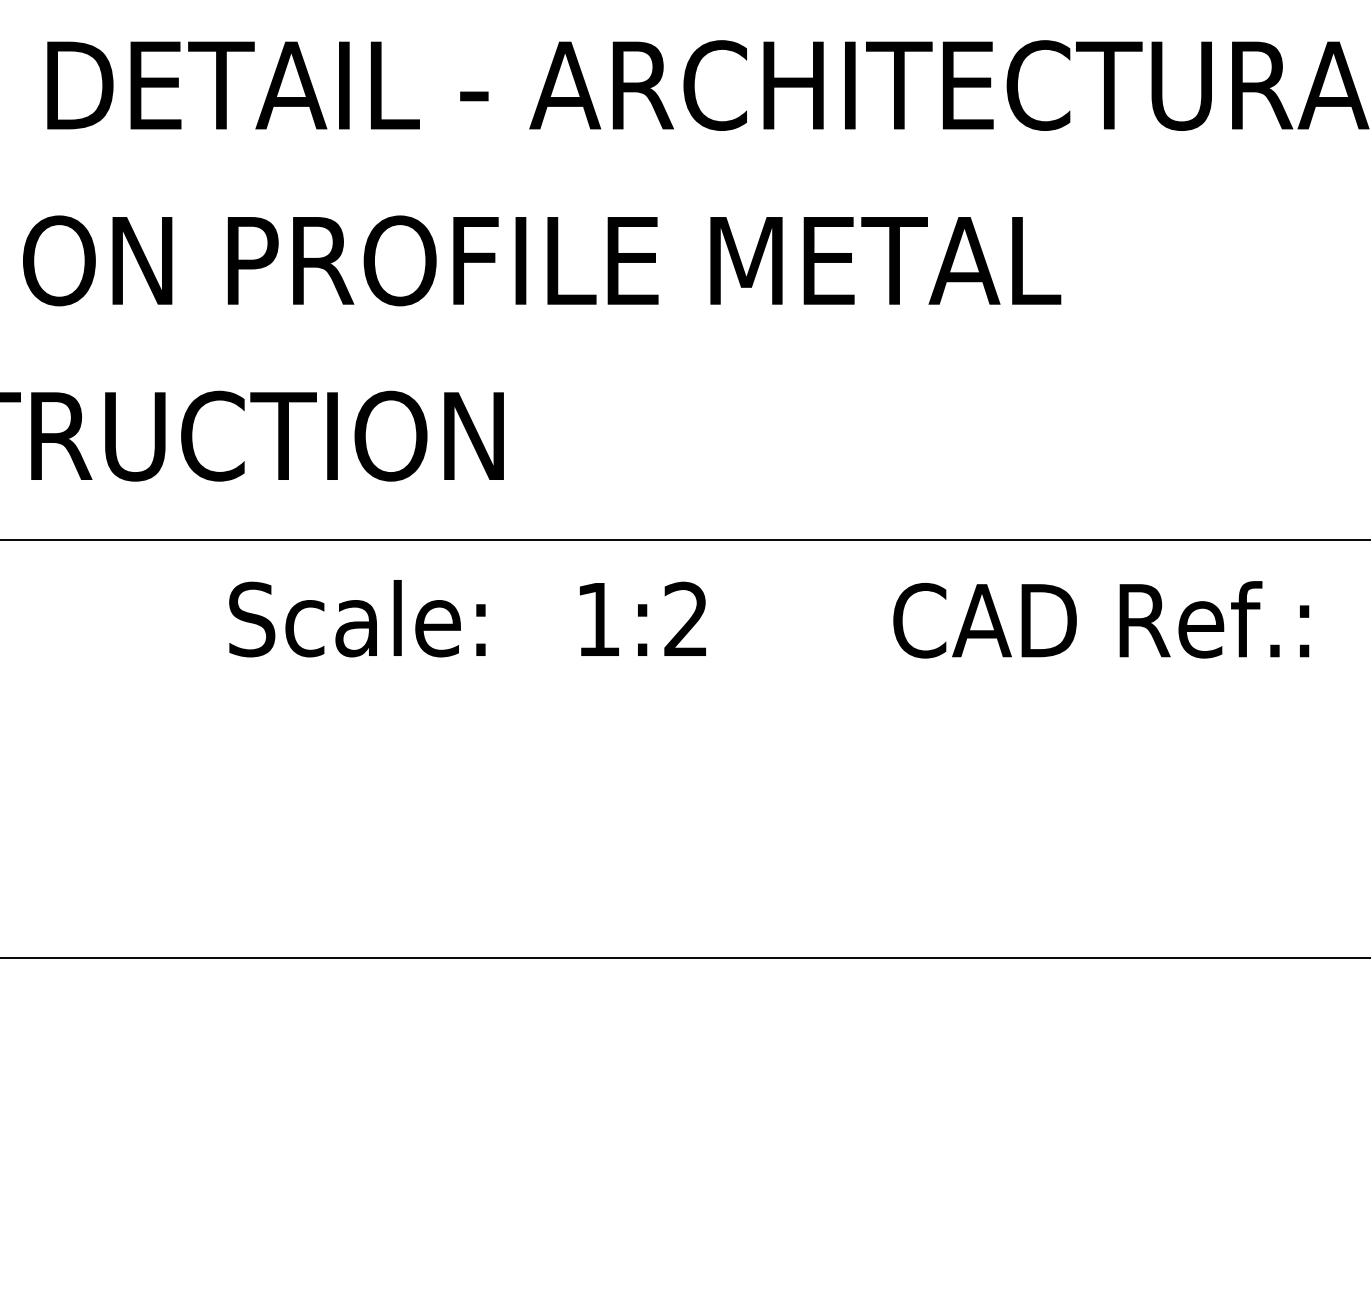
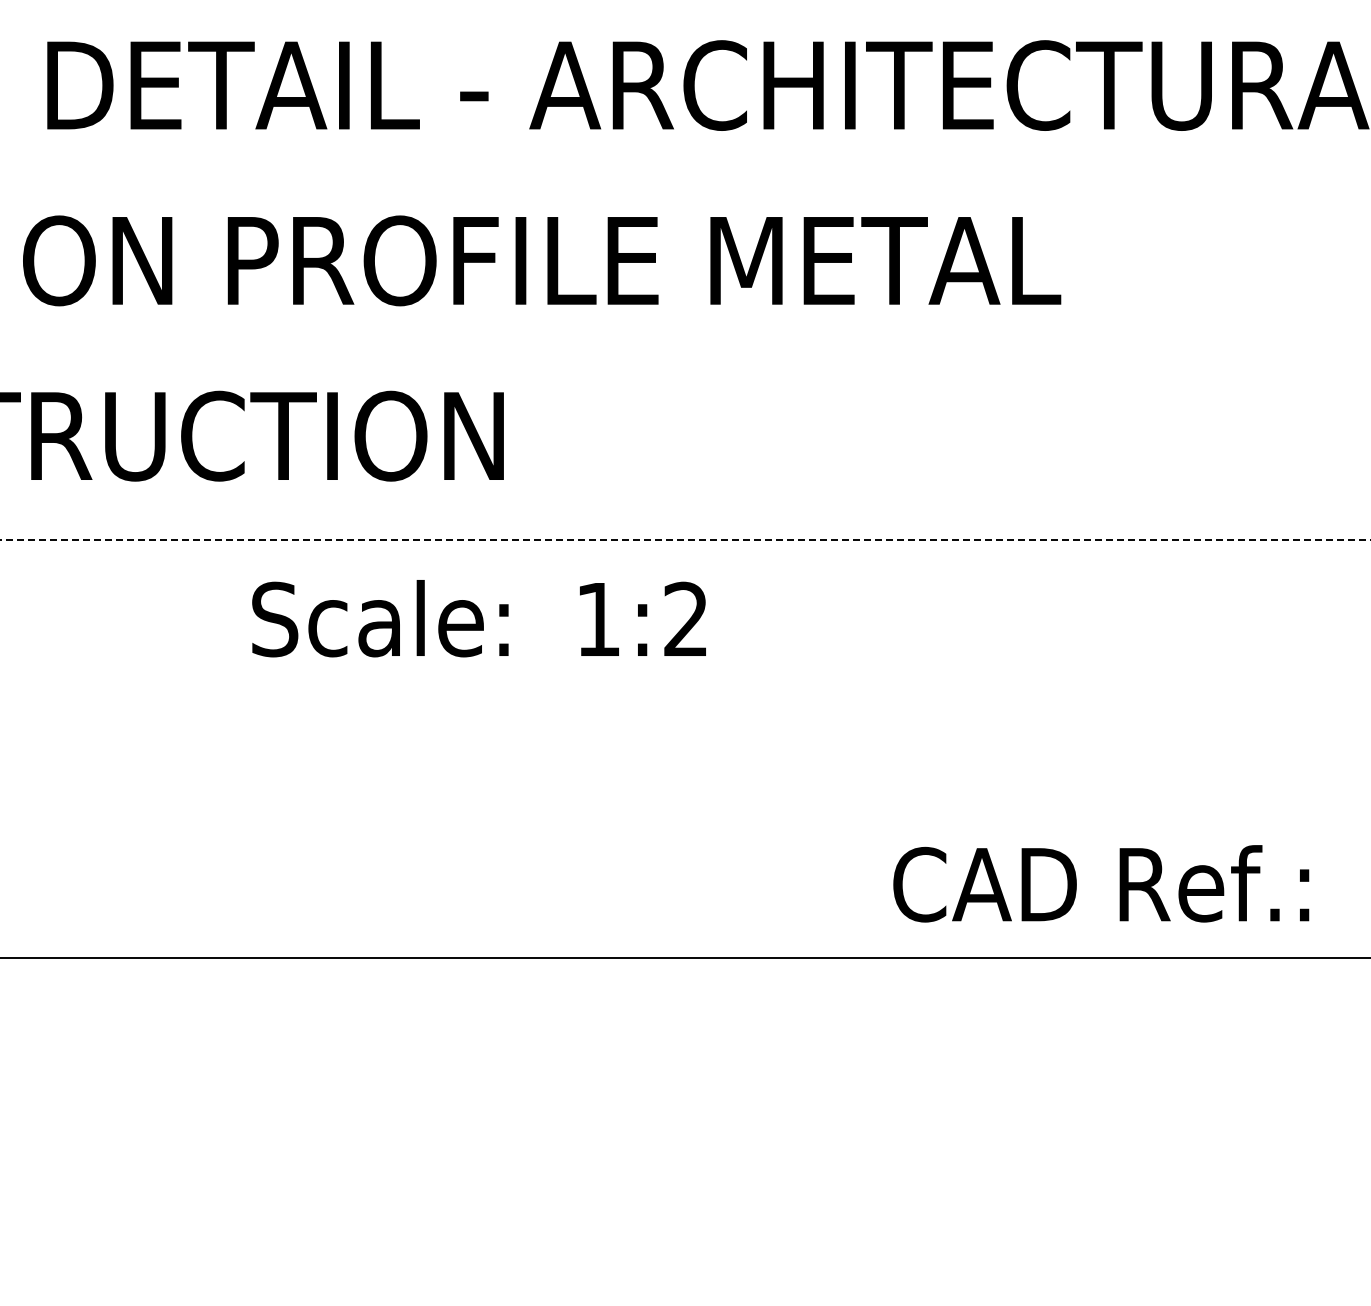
line: solid -> dashed (685, 539)
text position: (357, 618) -> (380, 618) (380, 618)
text position: (1101, 619) -> (1101, 883) (1101, 883)
